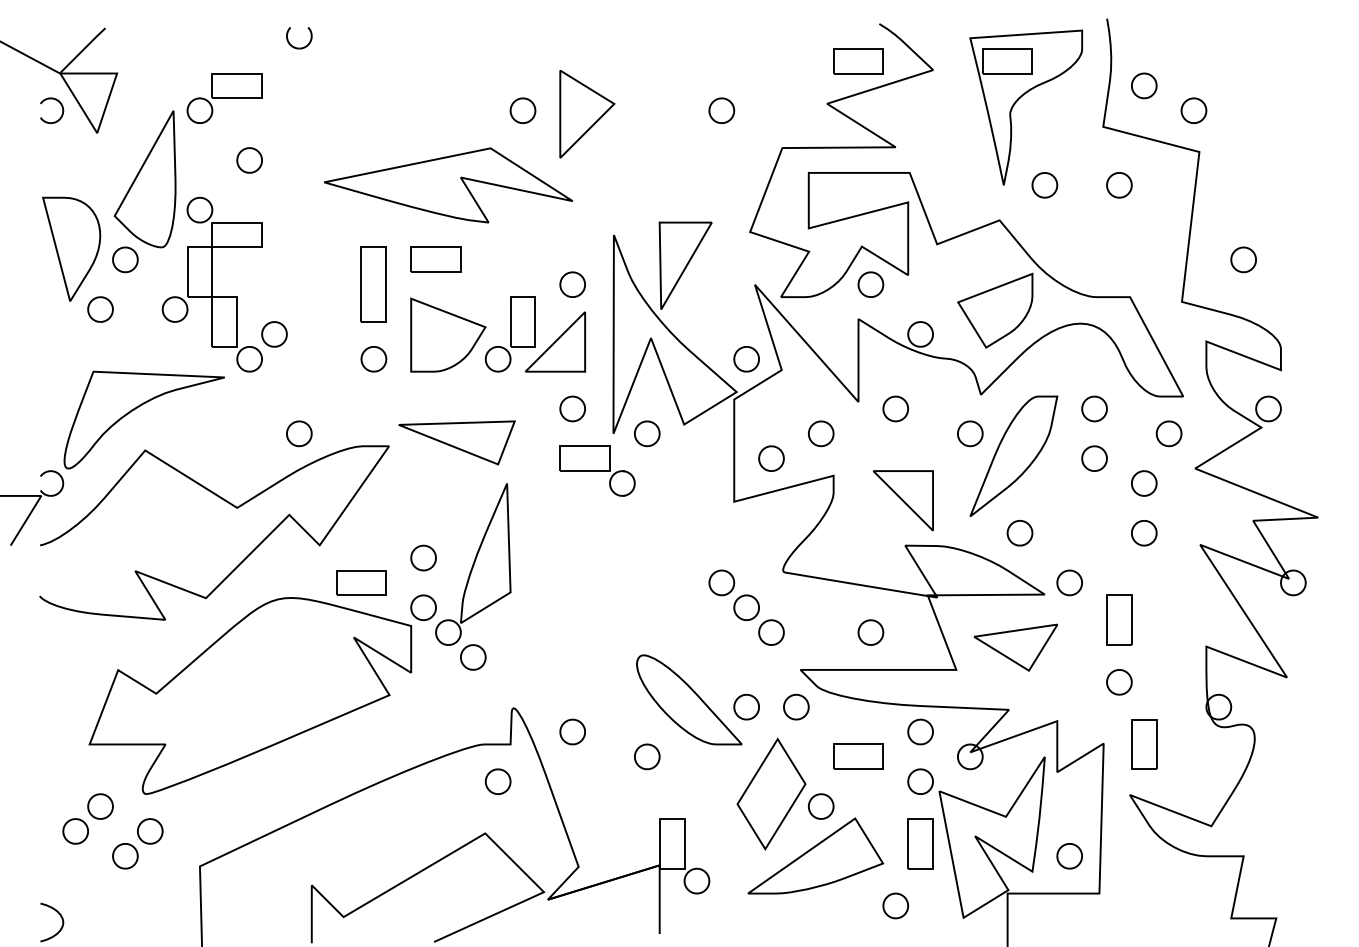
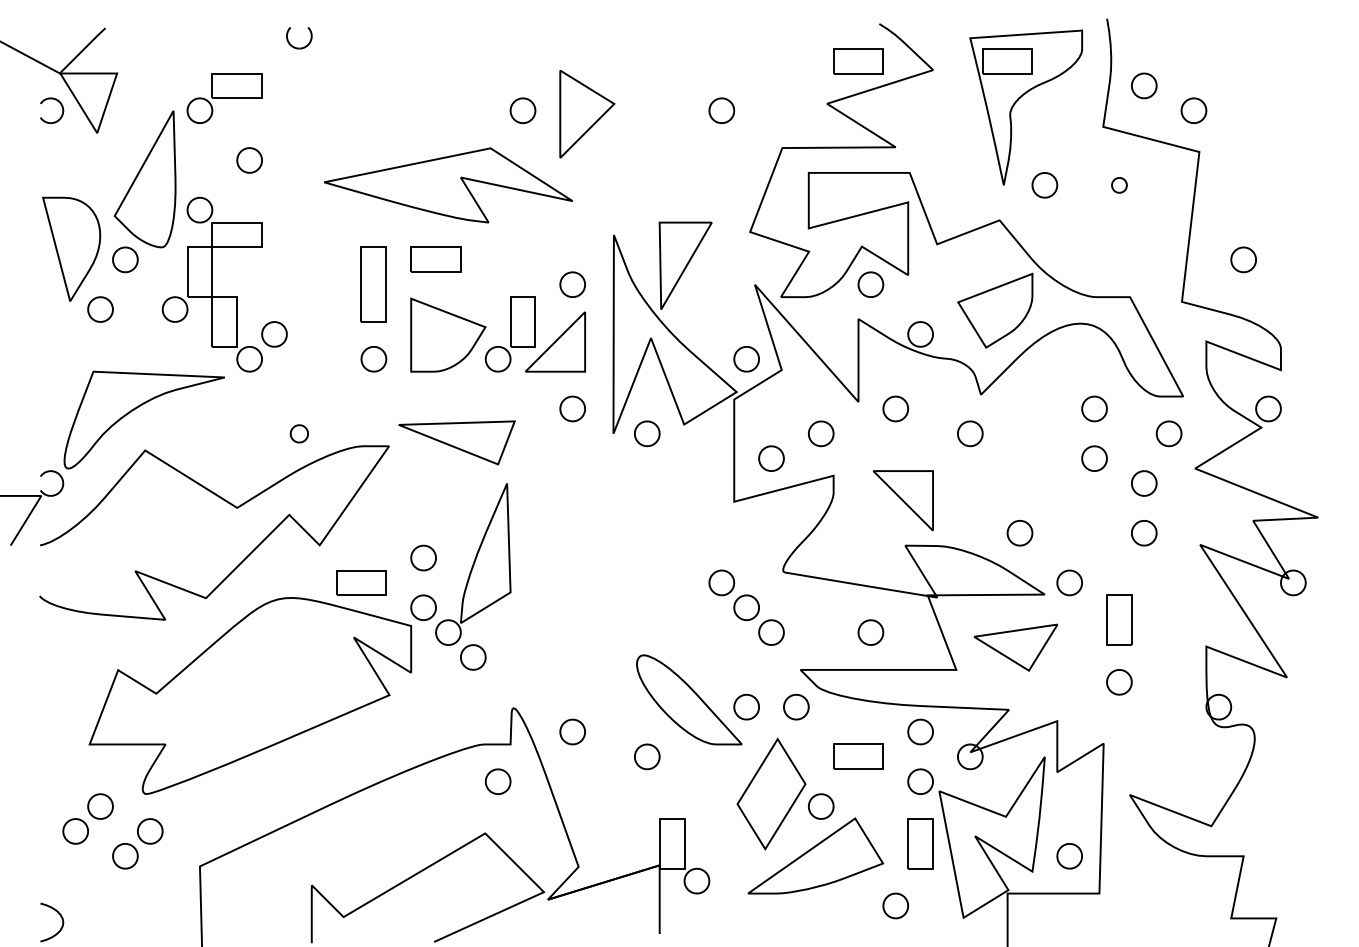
part size: 27x27 px -> 17x17 px (1119, 185)
part size: 27x28 px -> 20x20 px (298, 433)
part: present -> none (1013, 455)
part: present -> none (597, 470)
part: present -> none (1144, 744)
